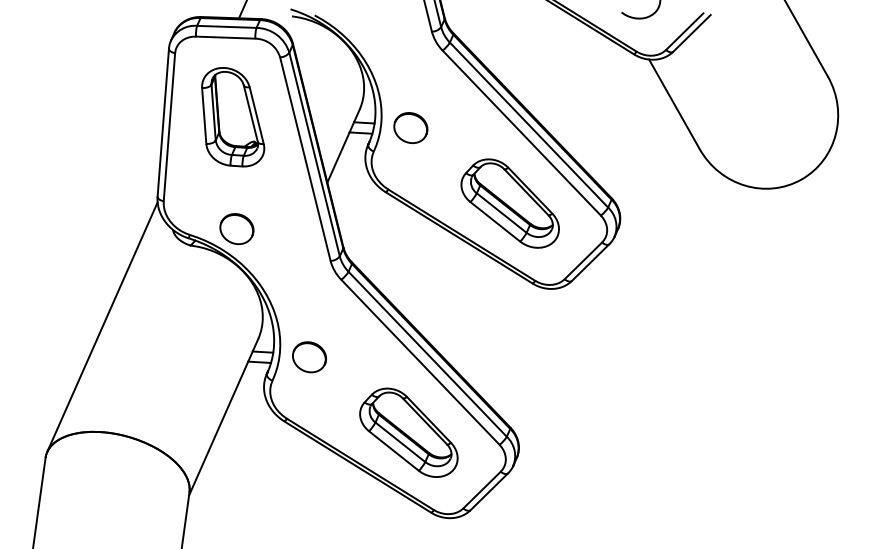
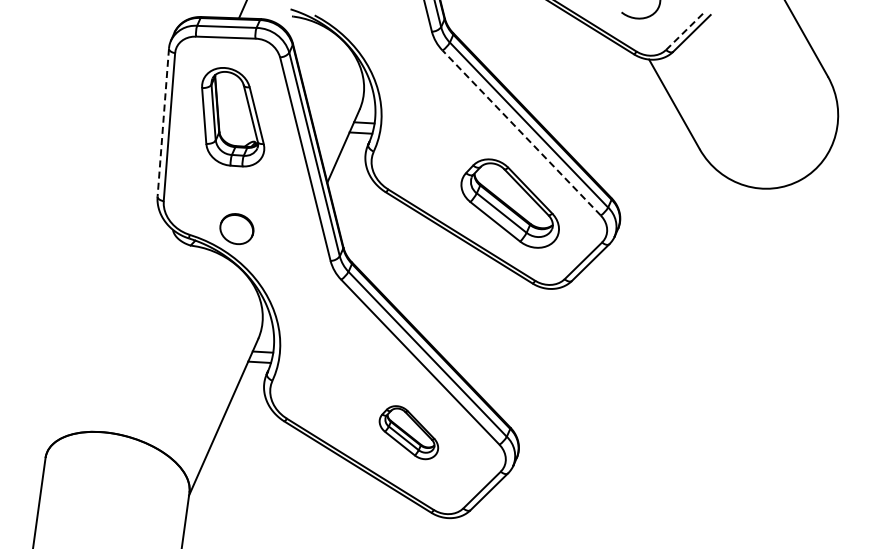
line: solid -> dashed (685, 31)
line: solid -> dashed (163, 123)
part: present -> none (410, 127)
line: solid -> dashed (521, 132)
line: present -> none (102, 327)
part: present -> none (309, 357)
part size: 100x91 px -> 62x56 px (408, 432)
